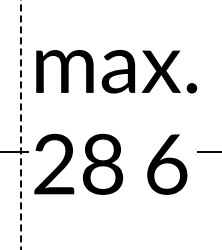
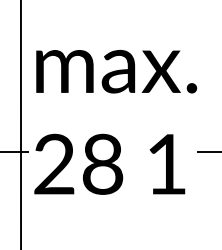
line: dashed -> solid (21, 124)
text: 6 -> 1 (167, 164)
